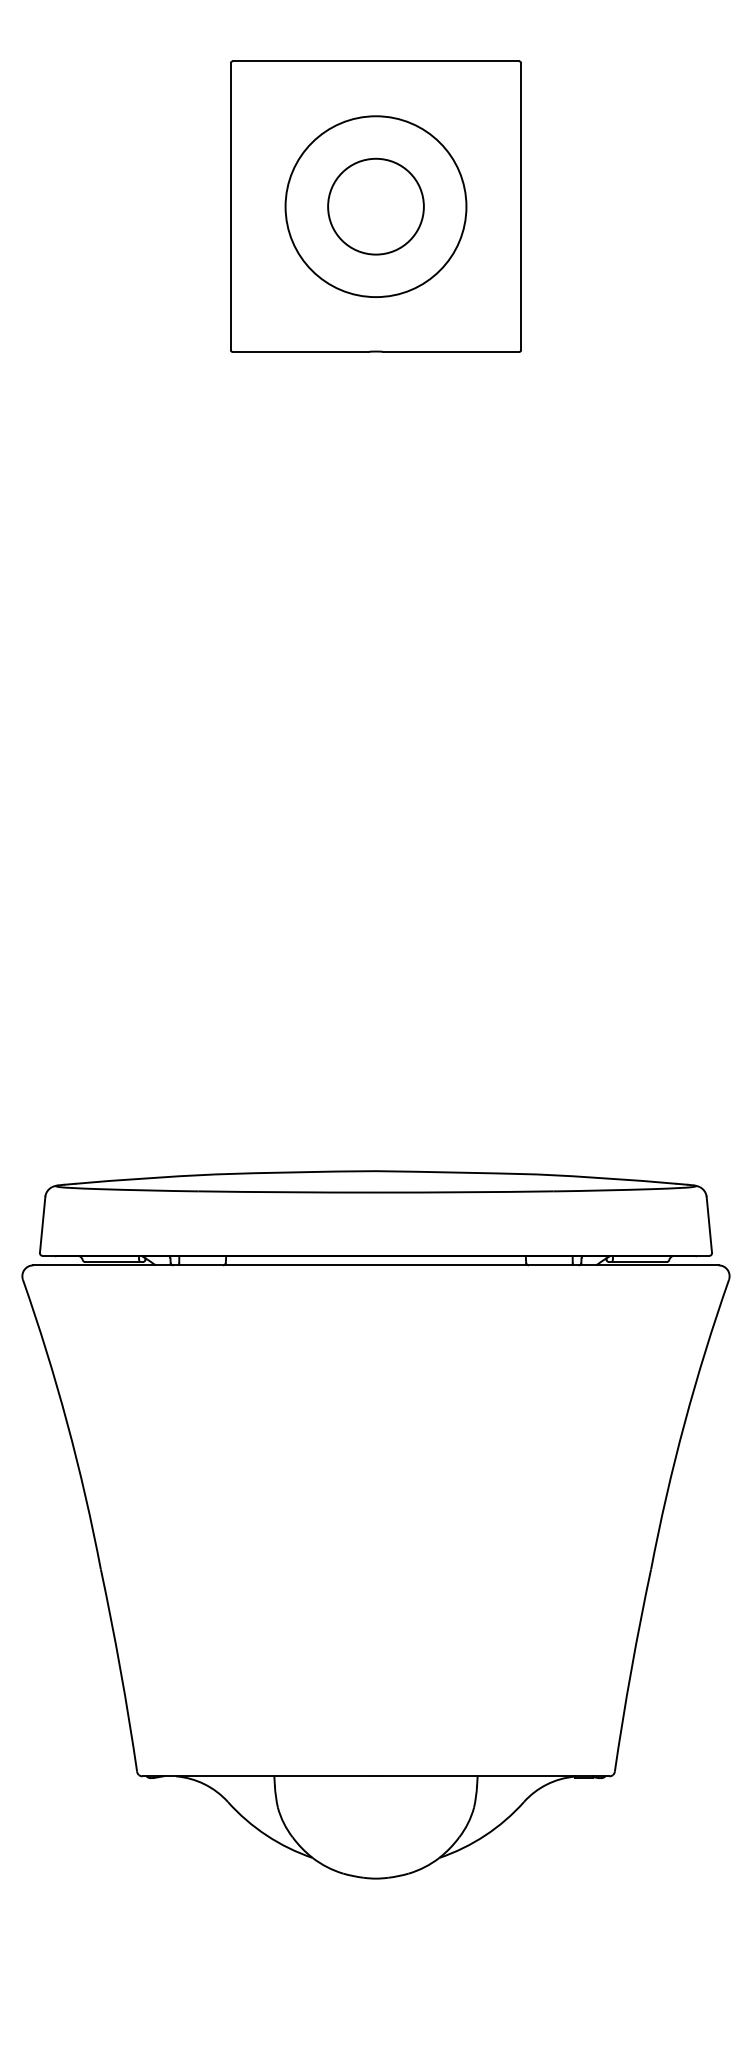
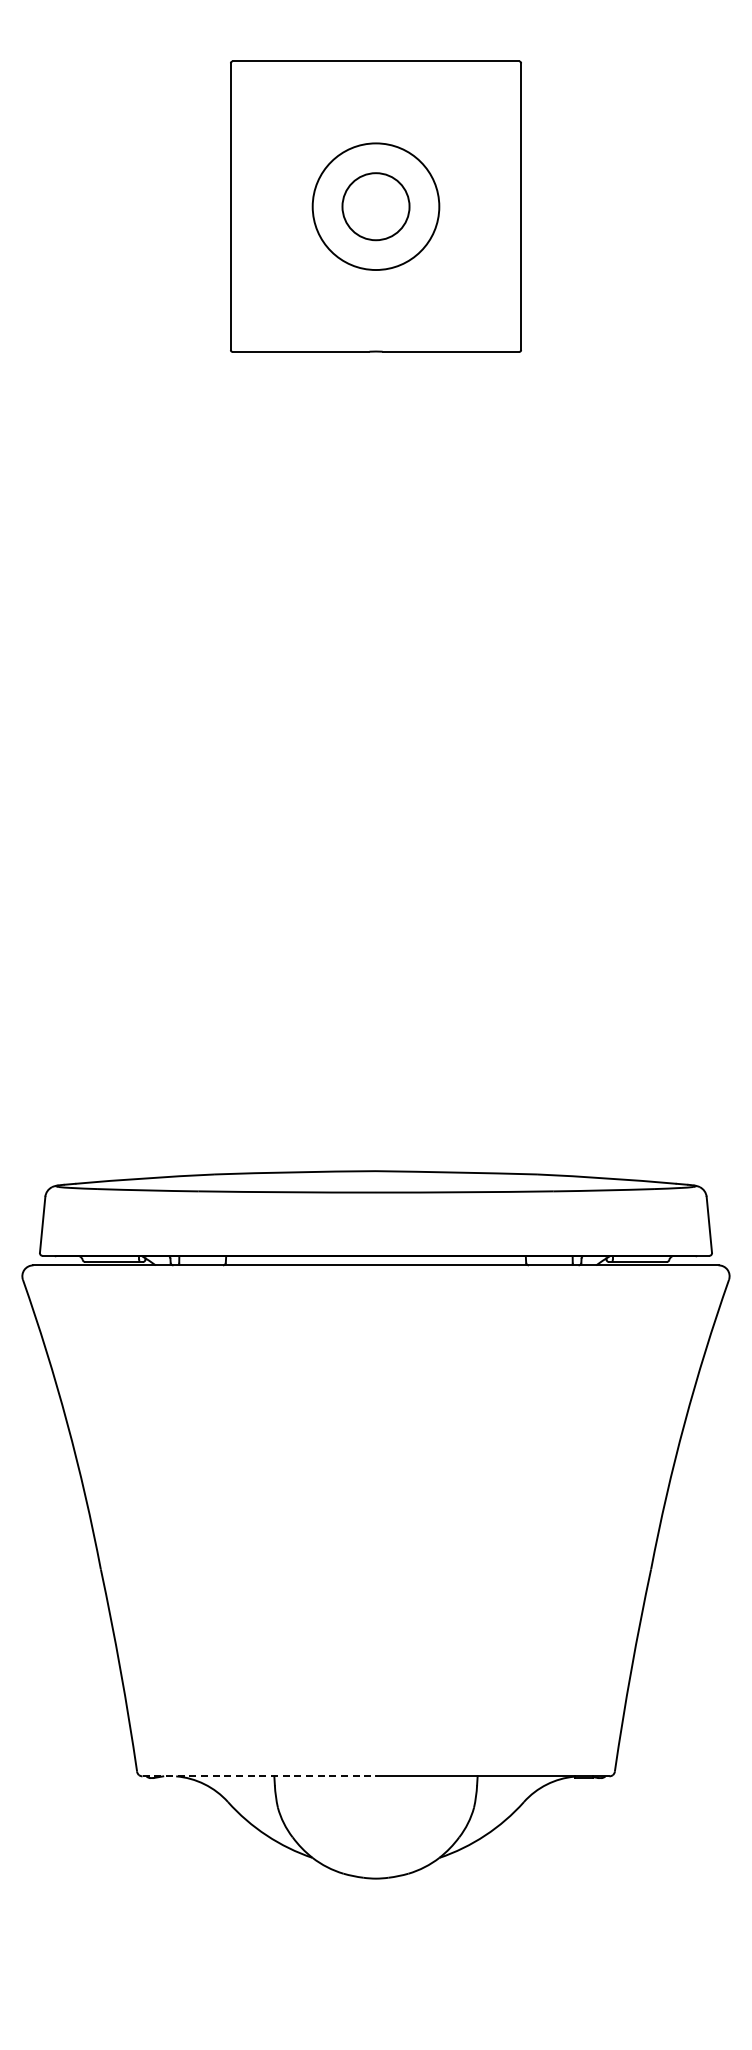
circle diameter: 181 px -> 127 px (375, 206)
circle diameter: 96 px -> 67 px (375, 206)
line: solid -> dashed (259, 1776)
